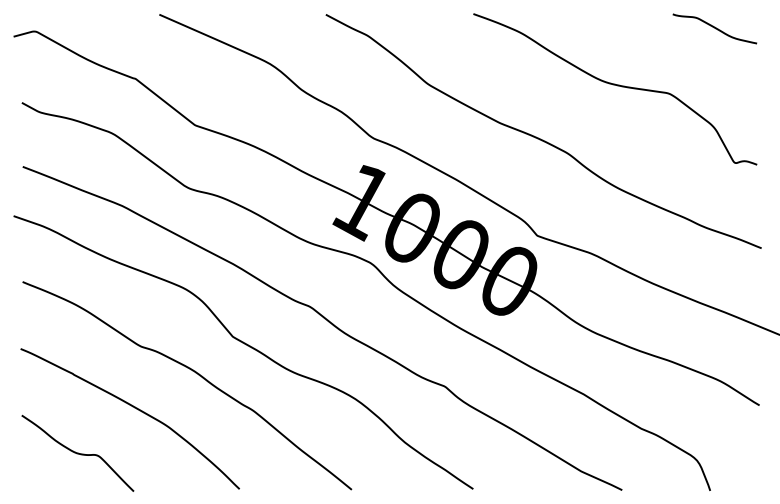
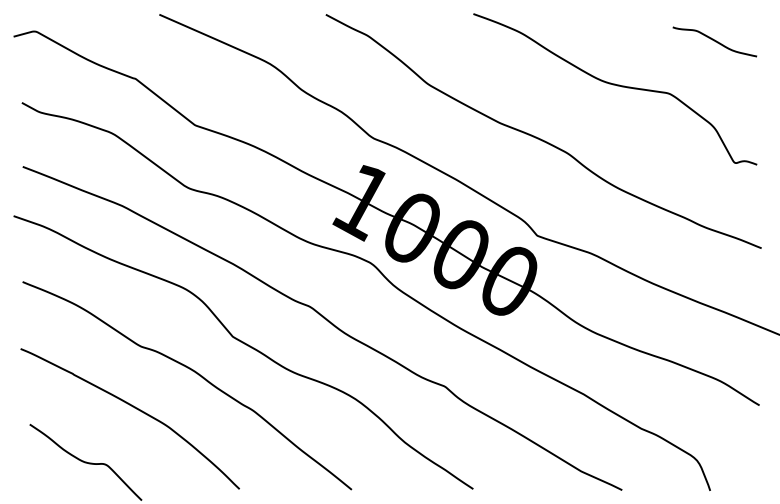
curve position: (714, 28) -> (714, 41) (714, 41)
curve position: (77, 452) -> (85, 461) (85, 461)
